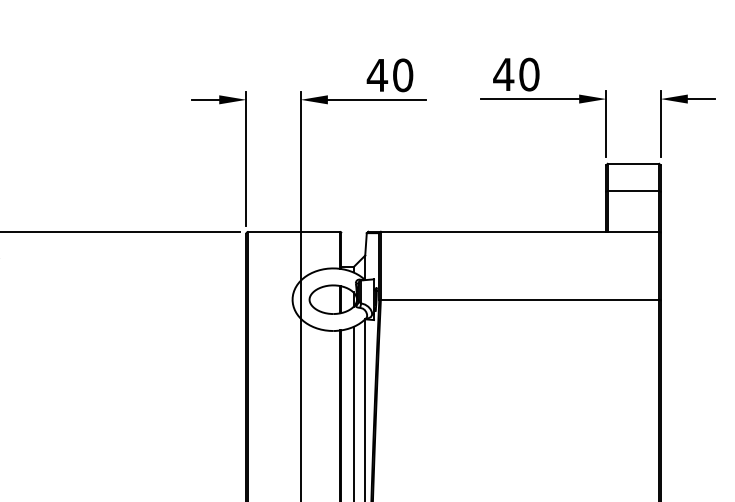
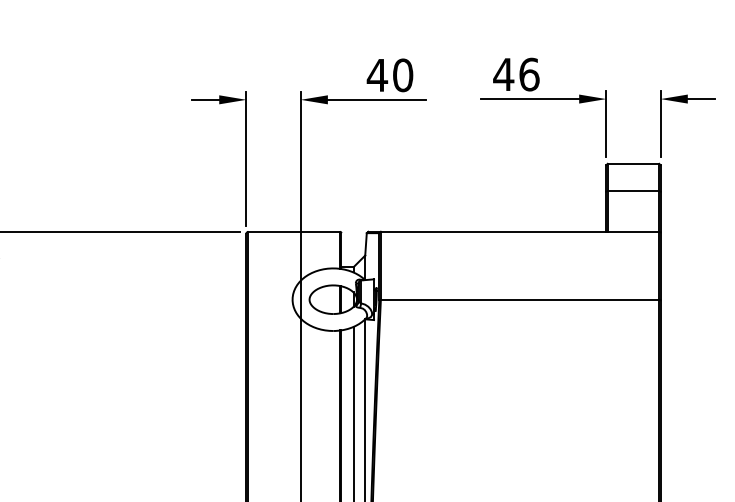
text: 40 -> 46 (529, 74)
